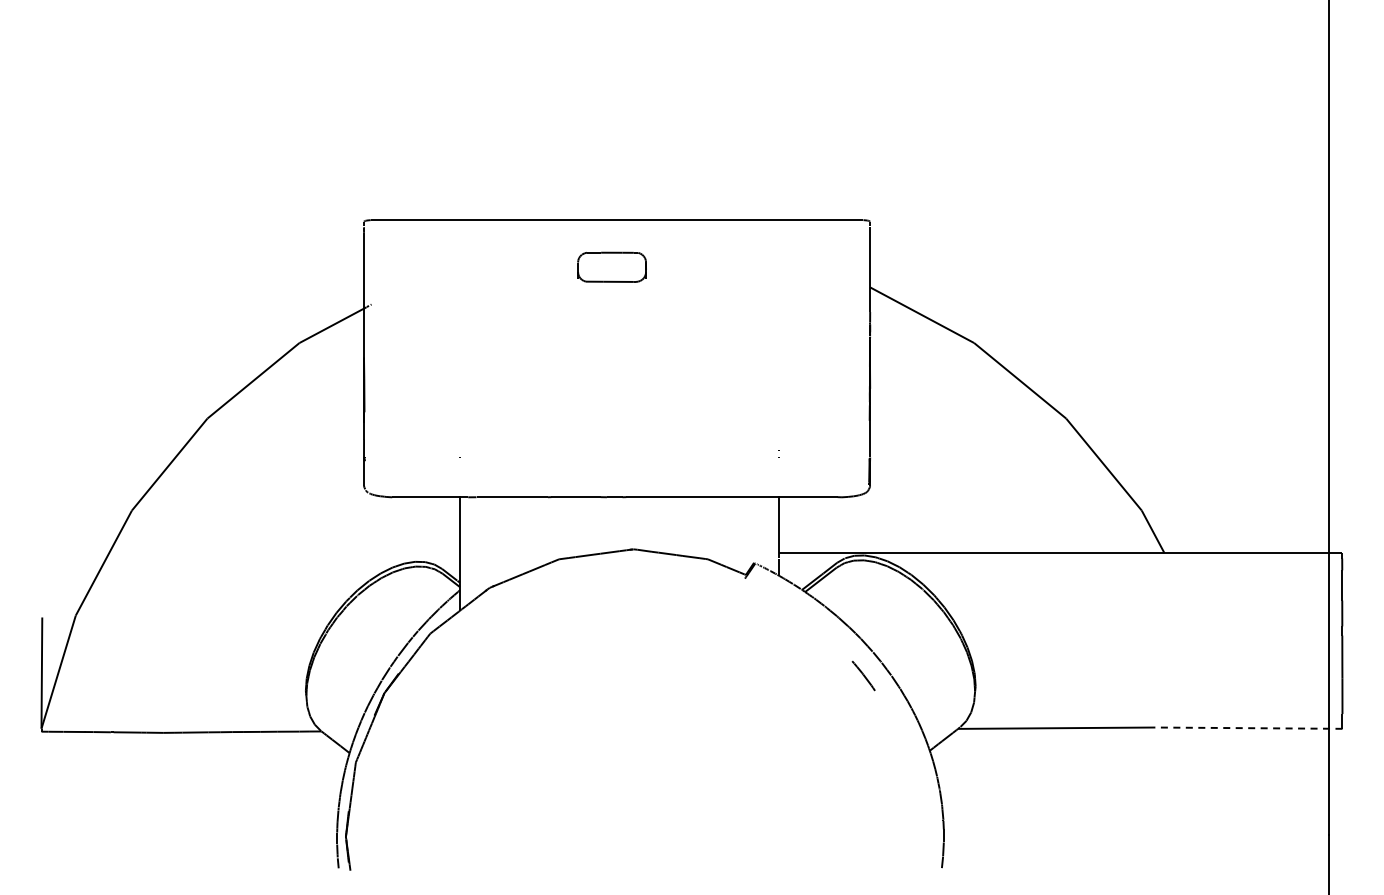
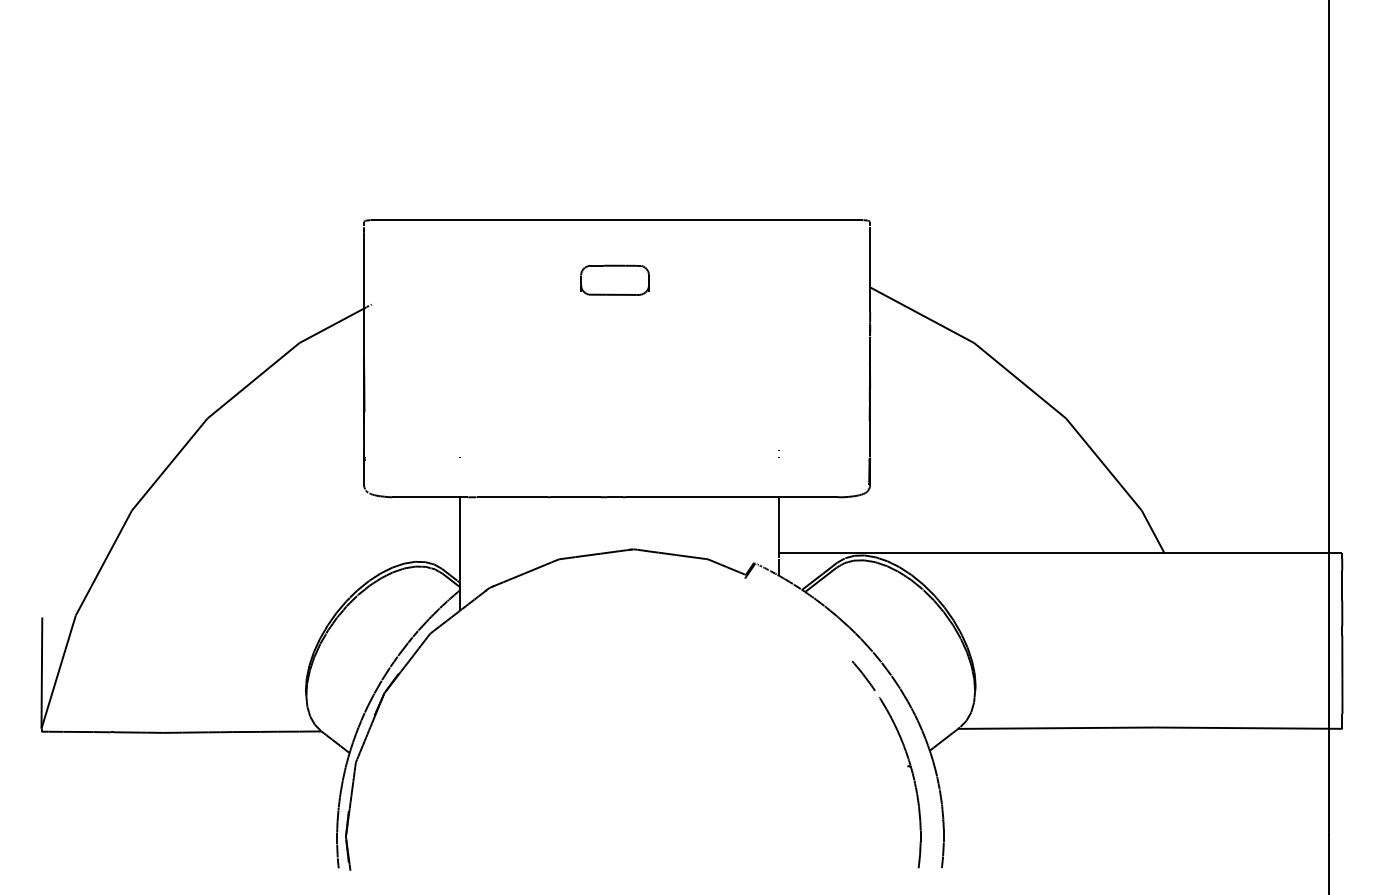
part position: (611, 266) -> (614, 279) (614, 279)
line: dashed -> solid (1248, 728)
part: none -> present (912, 777)
